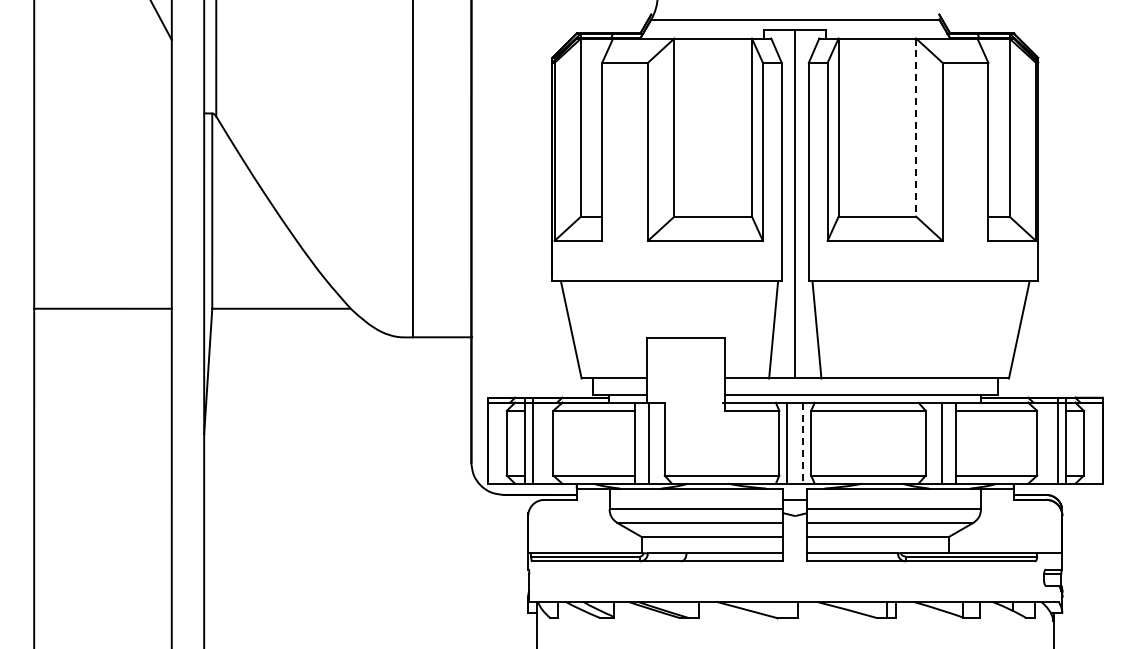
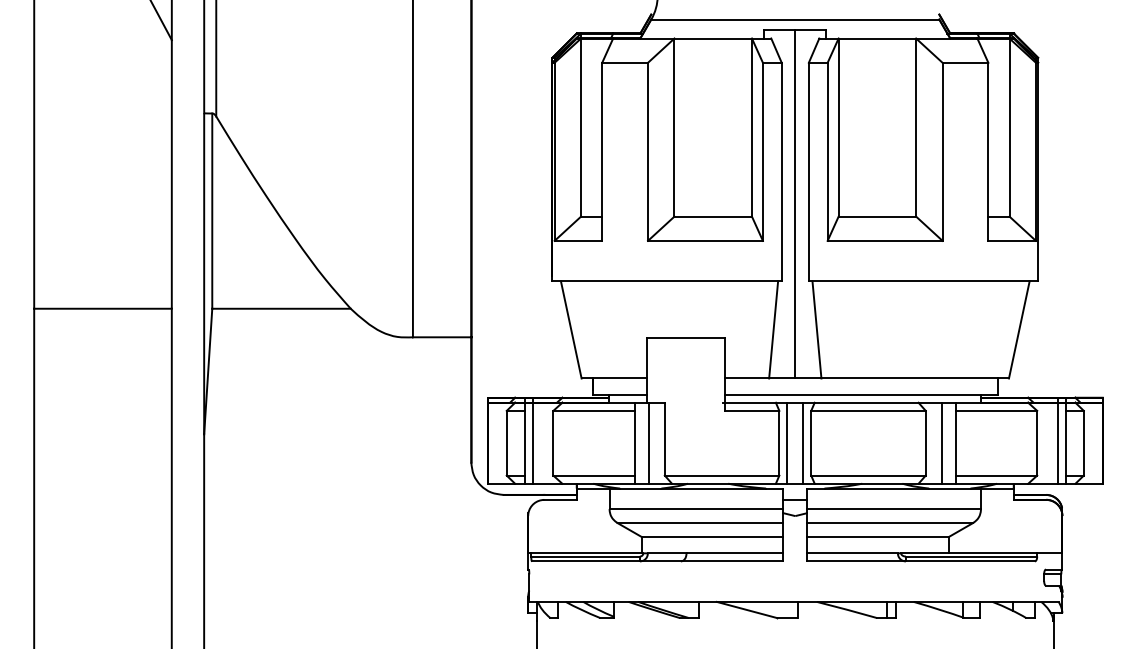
line: dashed -> solid (916, 128)
line: dashed -> solid (803, 443)
